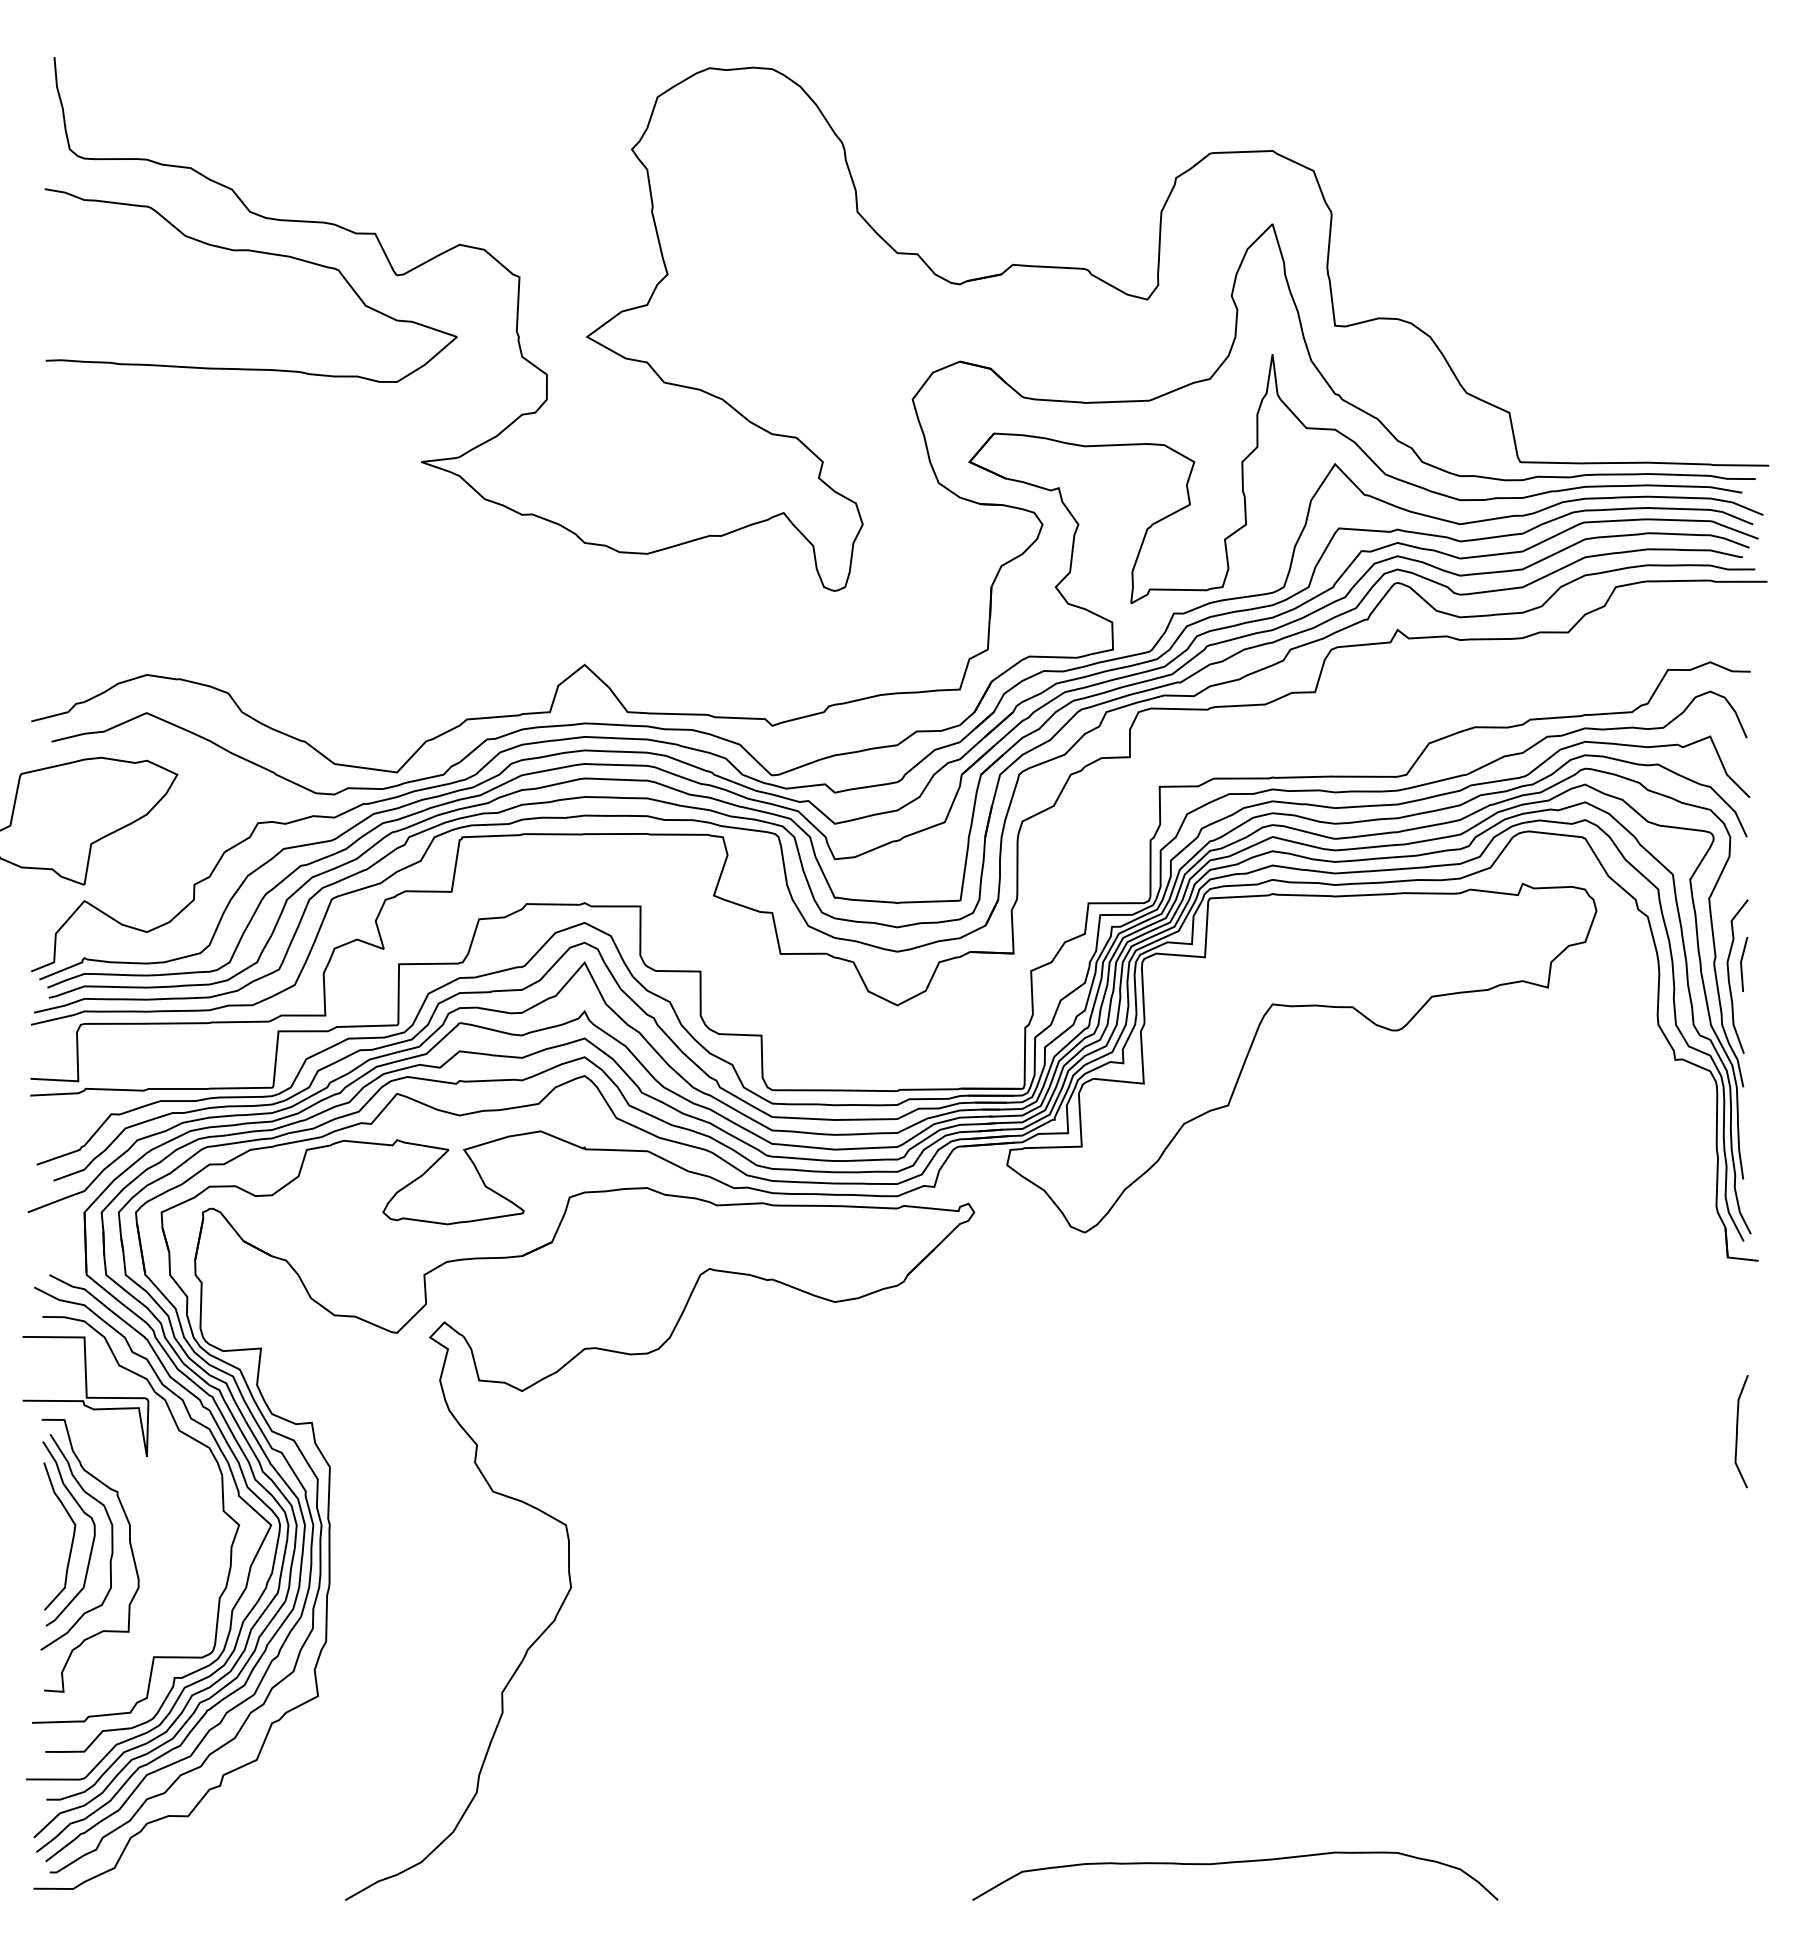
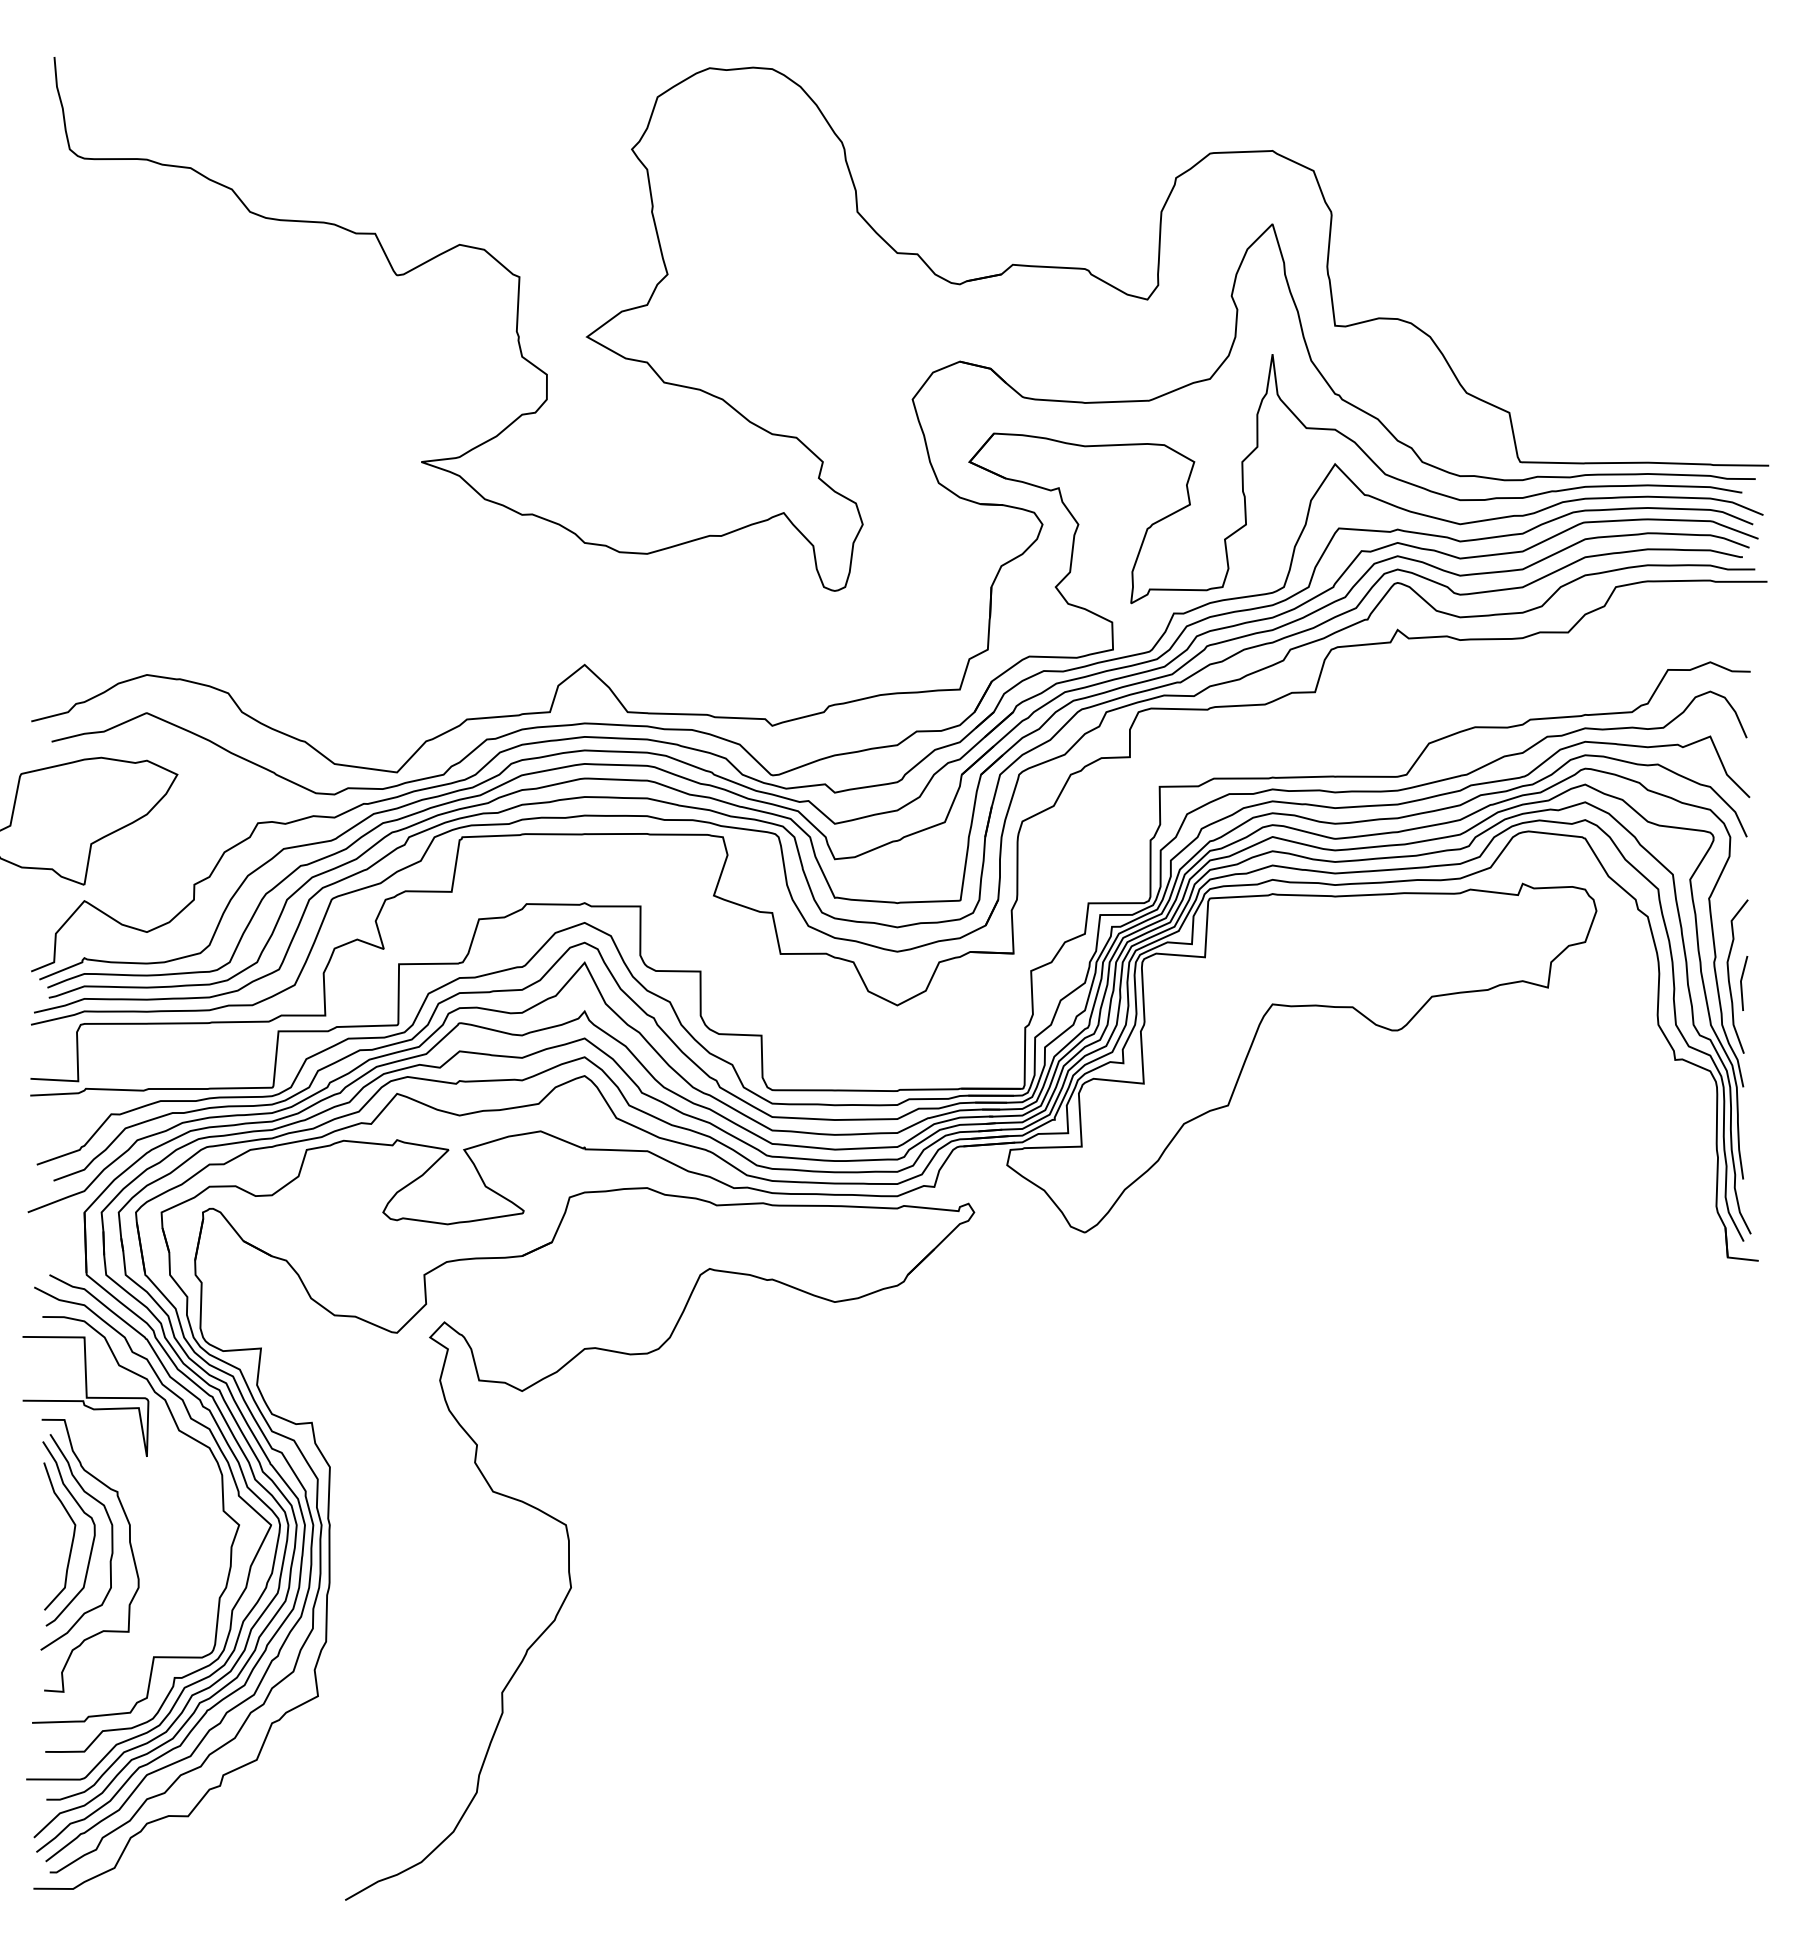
curve: present -> none (254, 252)
line position: (1742, 965) -> (1742, 984) (1742, 984)
curve: present -> none (1737, 1431)
curve: present -> none (1234, 1863)
